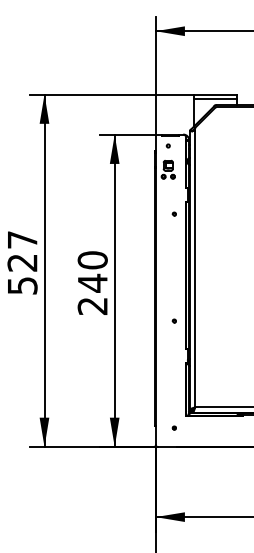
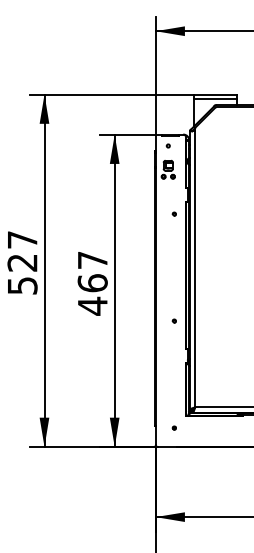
text: 240 -> 467 (92, 283)
